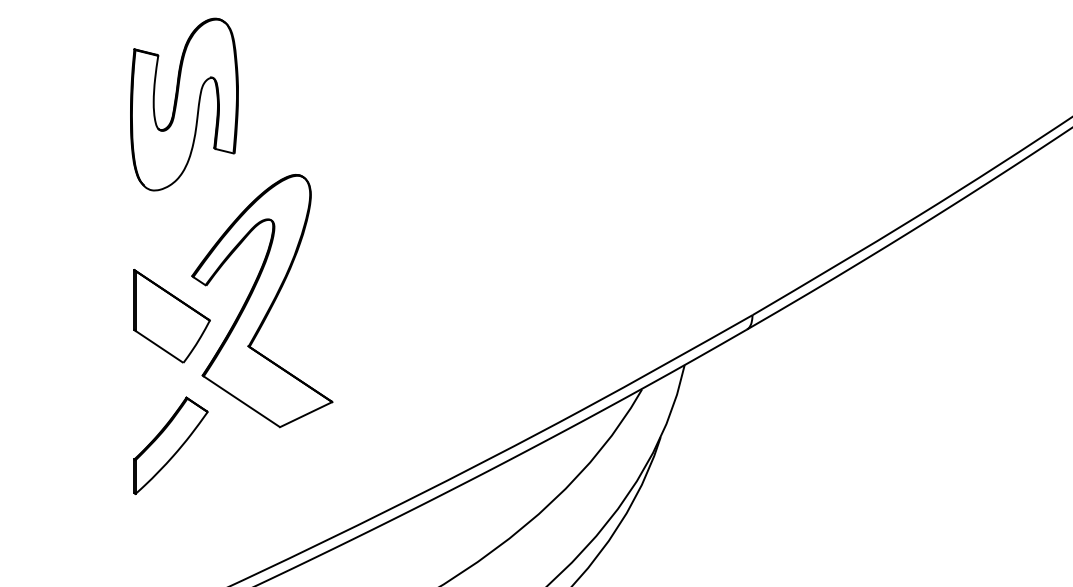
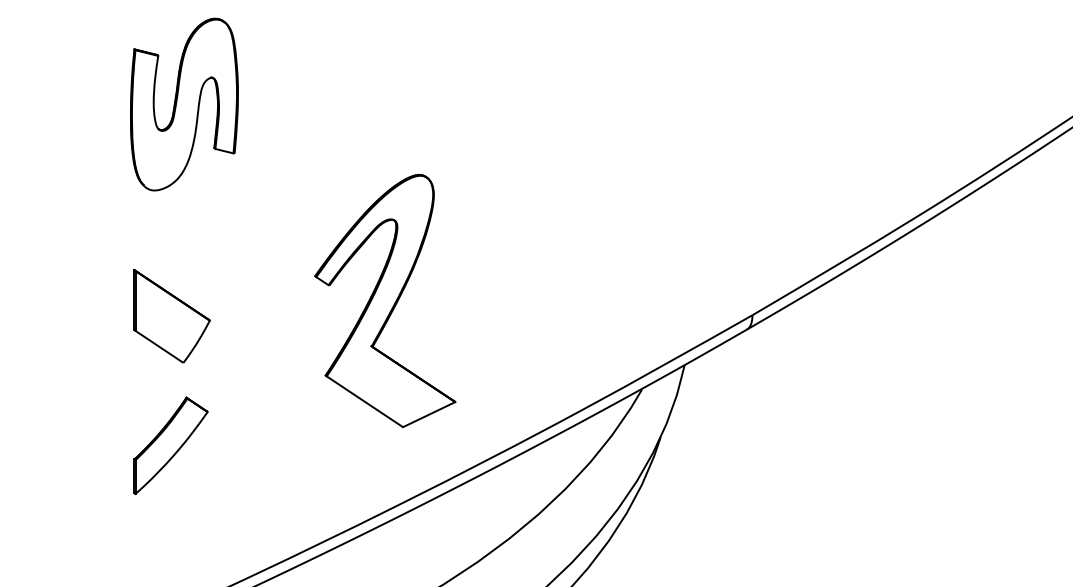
part position: (262, 301) -> (385, 301) (385, 301)
